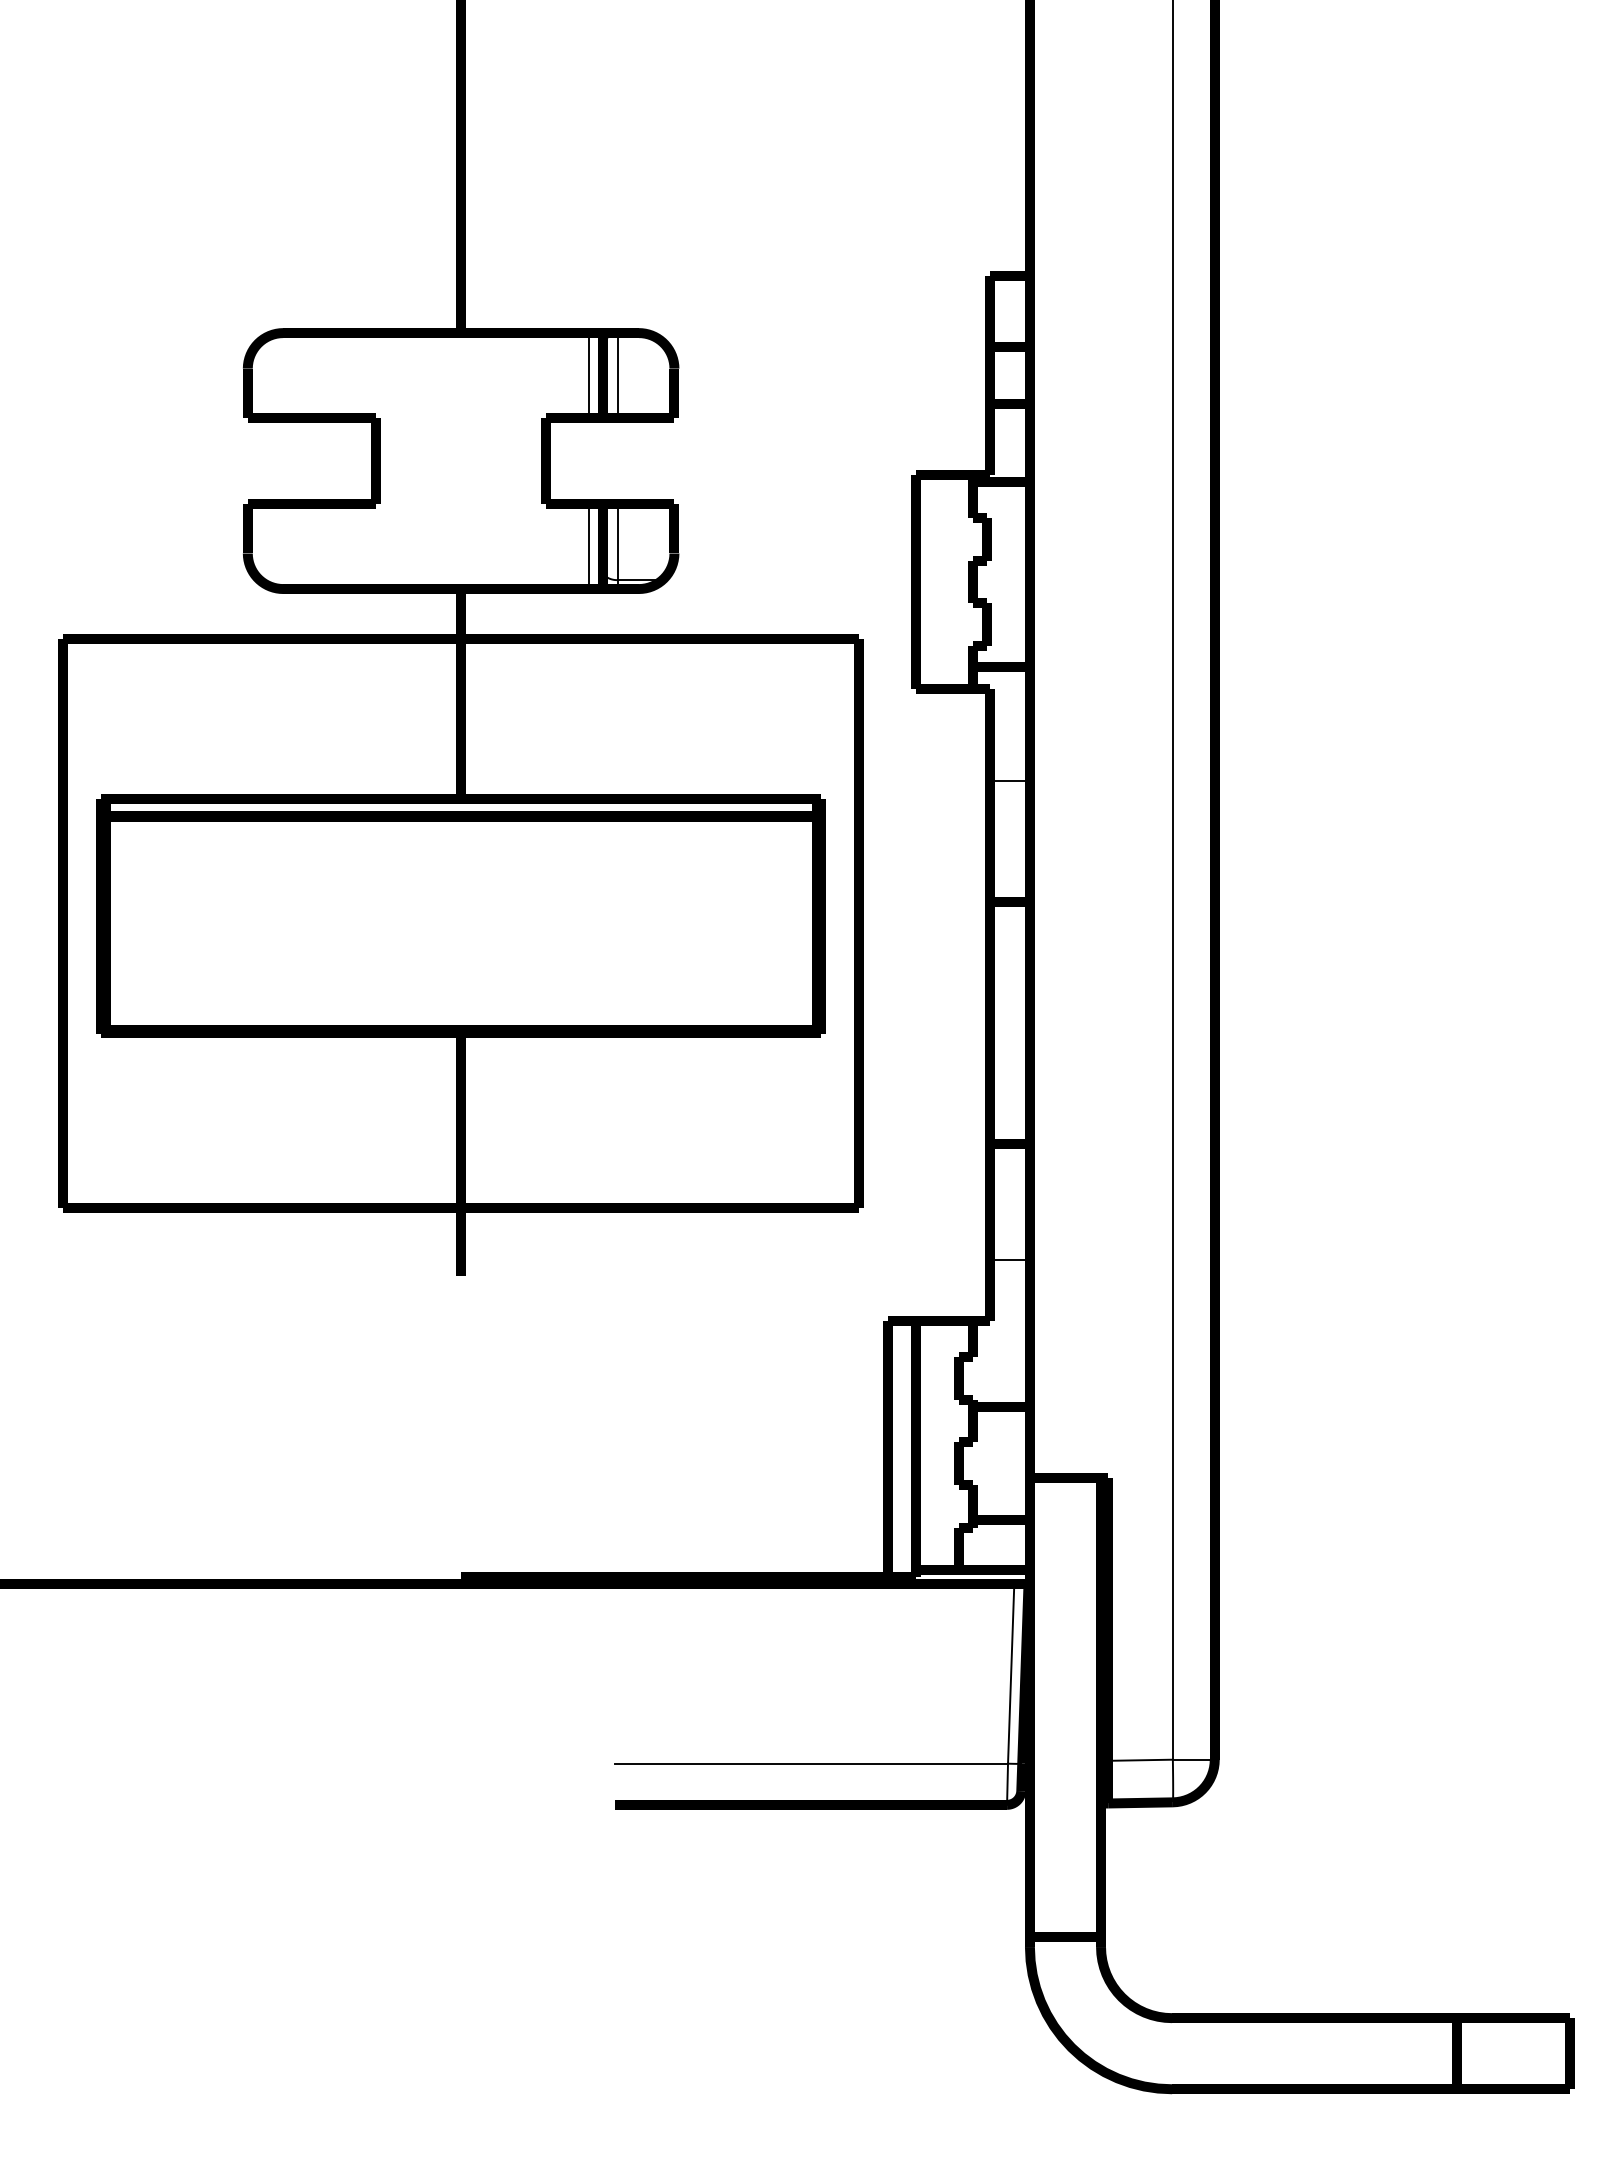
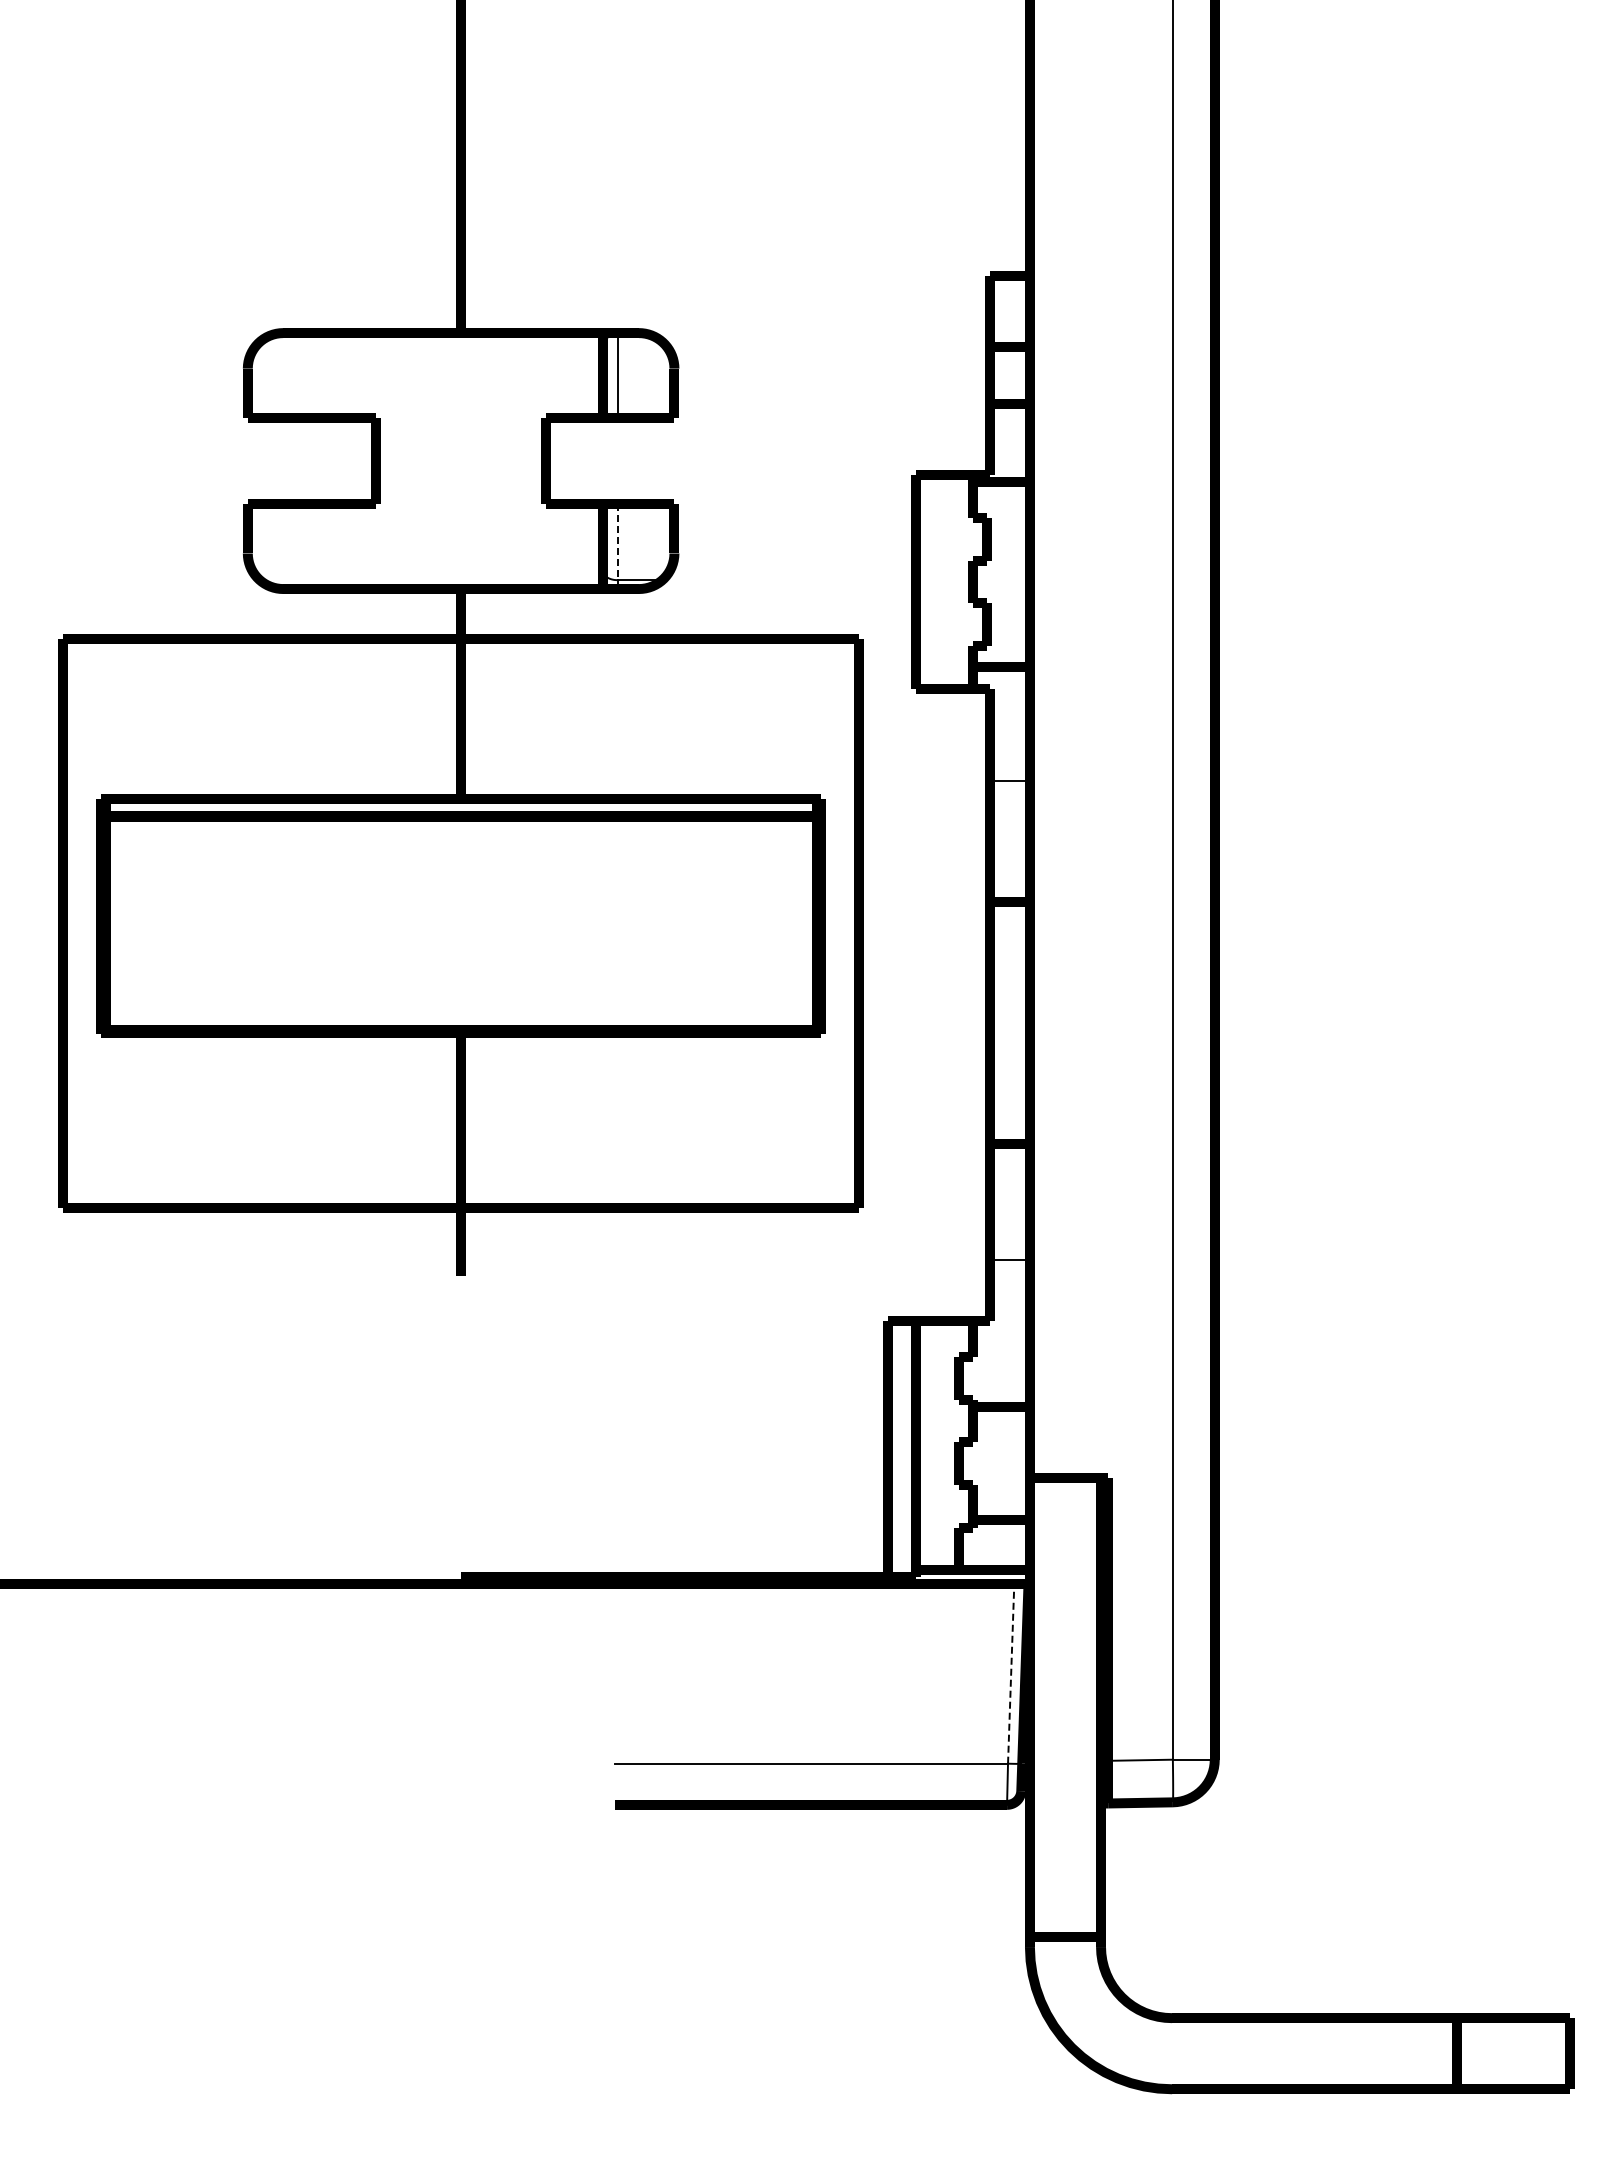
line: present -> none (589, 375)
line: solid -> dashed (617, 542)
line: present -> none (589, 546)
line: solid -> dashed (1011, 1674)
